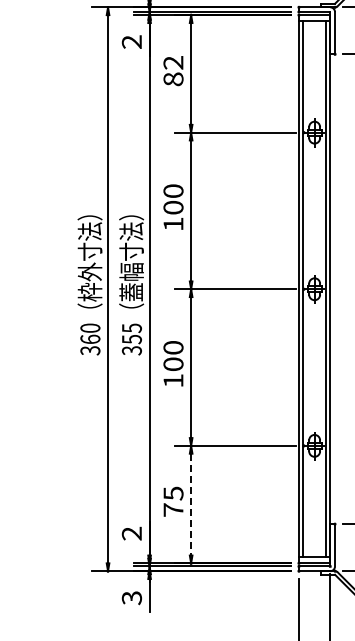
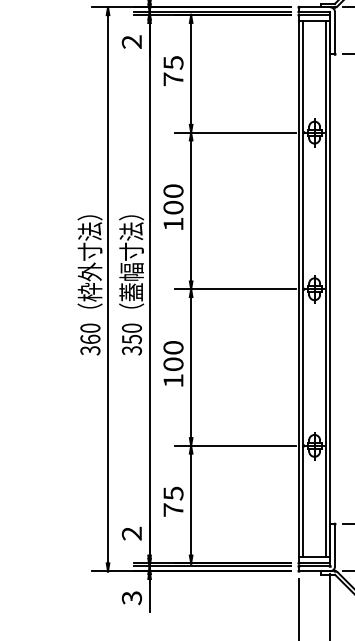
text: 82 -> 75 (173, 71)
text: 355 -> 350 (131, 328)
line: dashed -> solid (191, 504)
